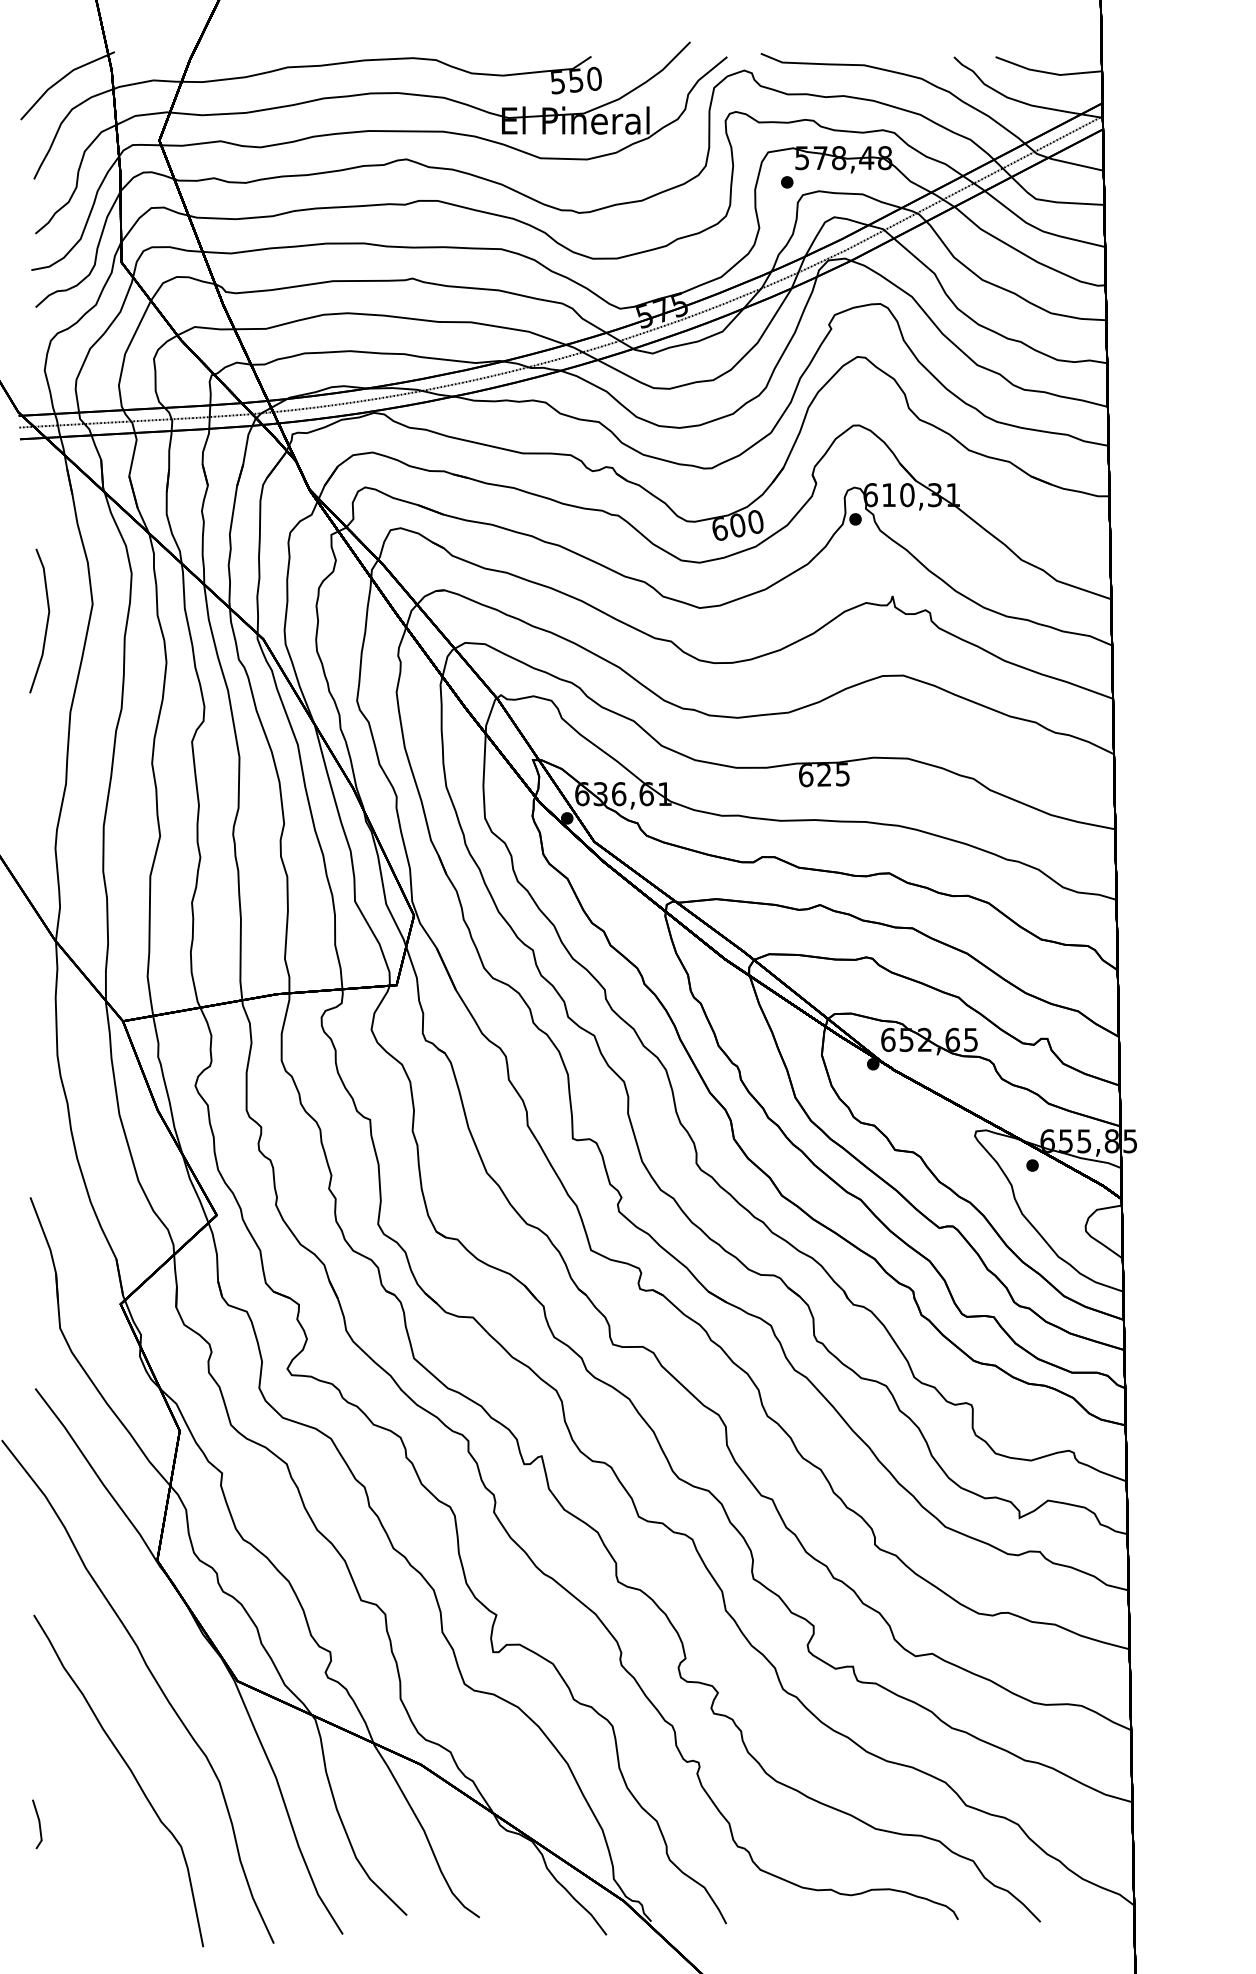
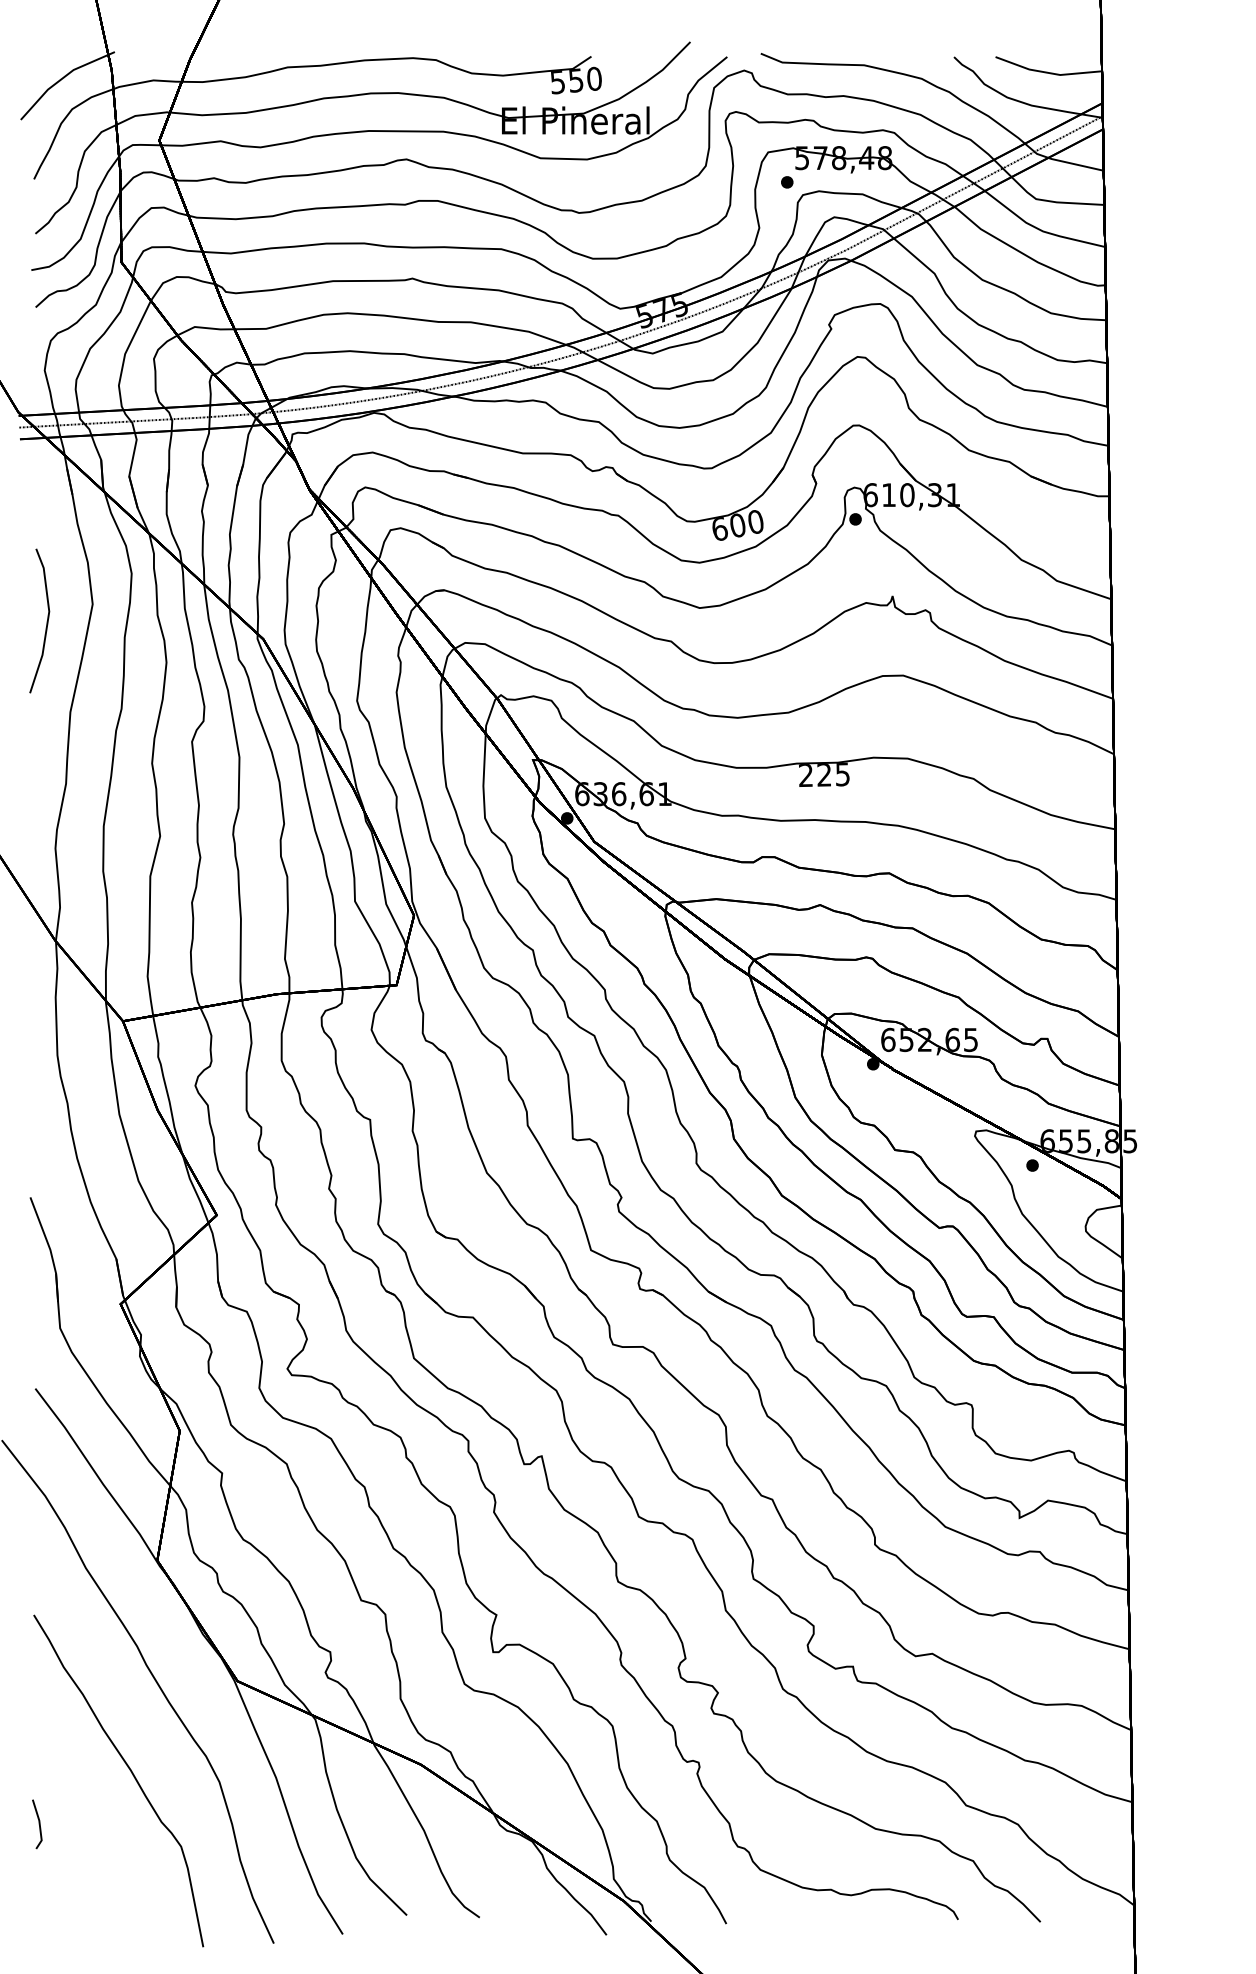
text: 625 -> 225 (806, 775)
